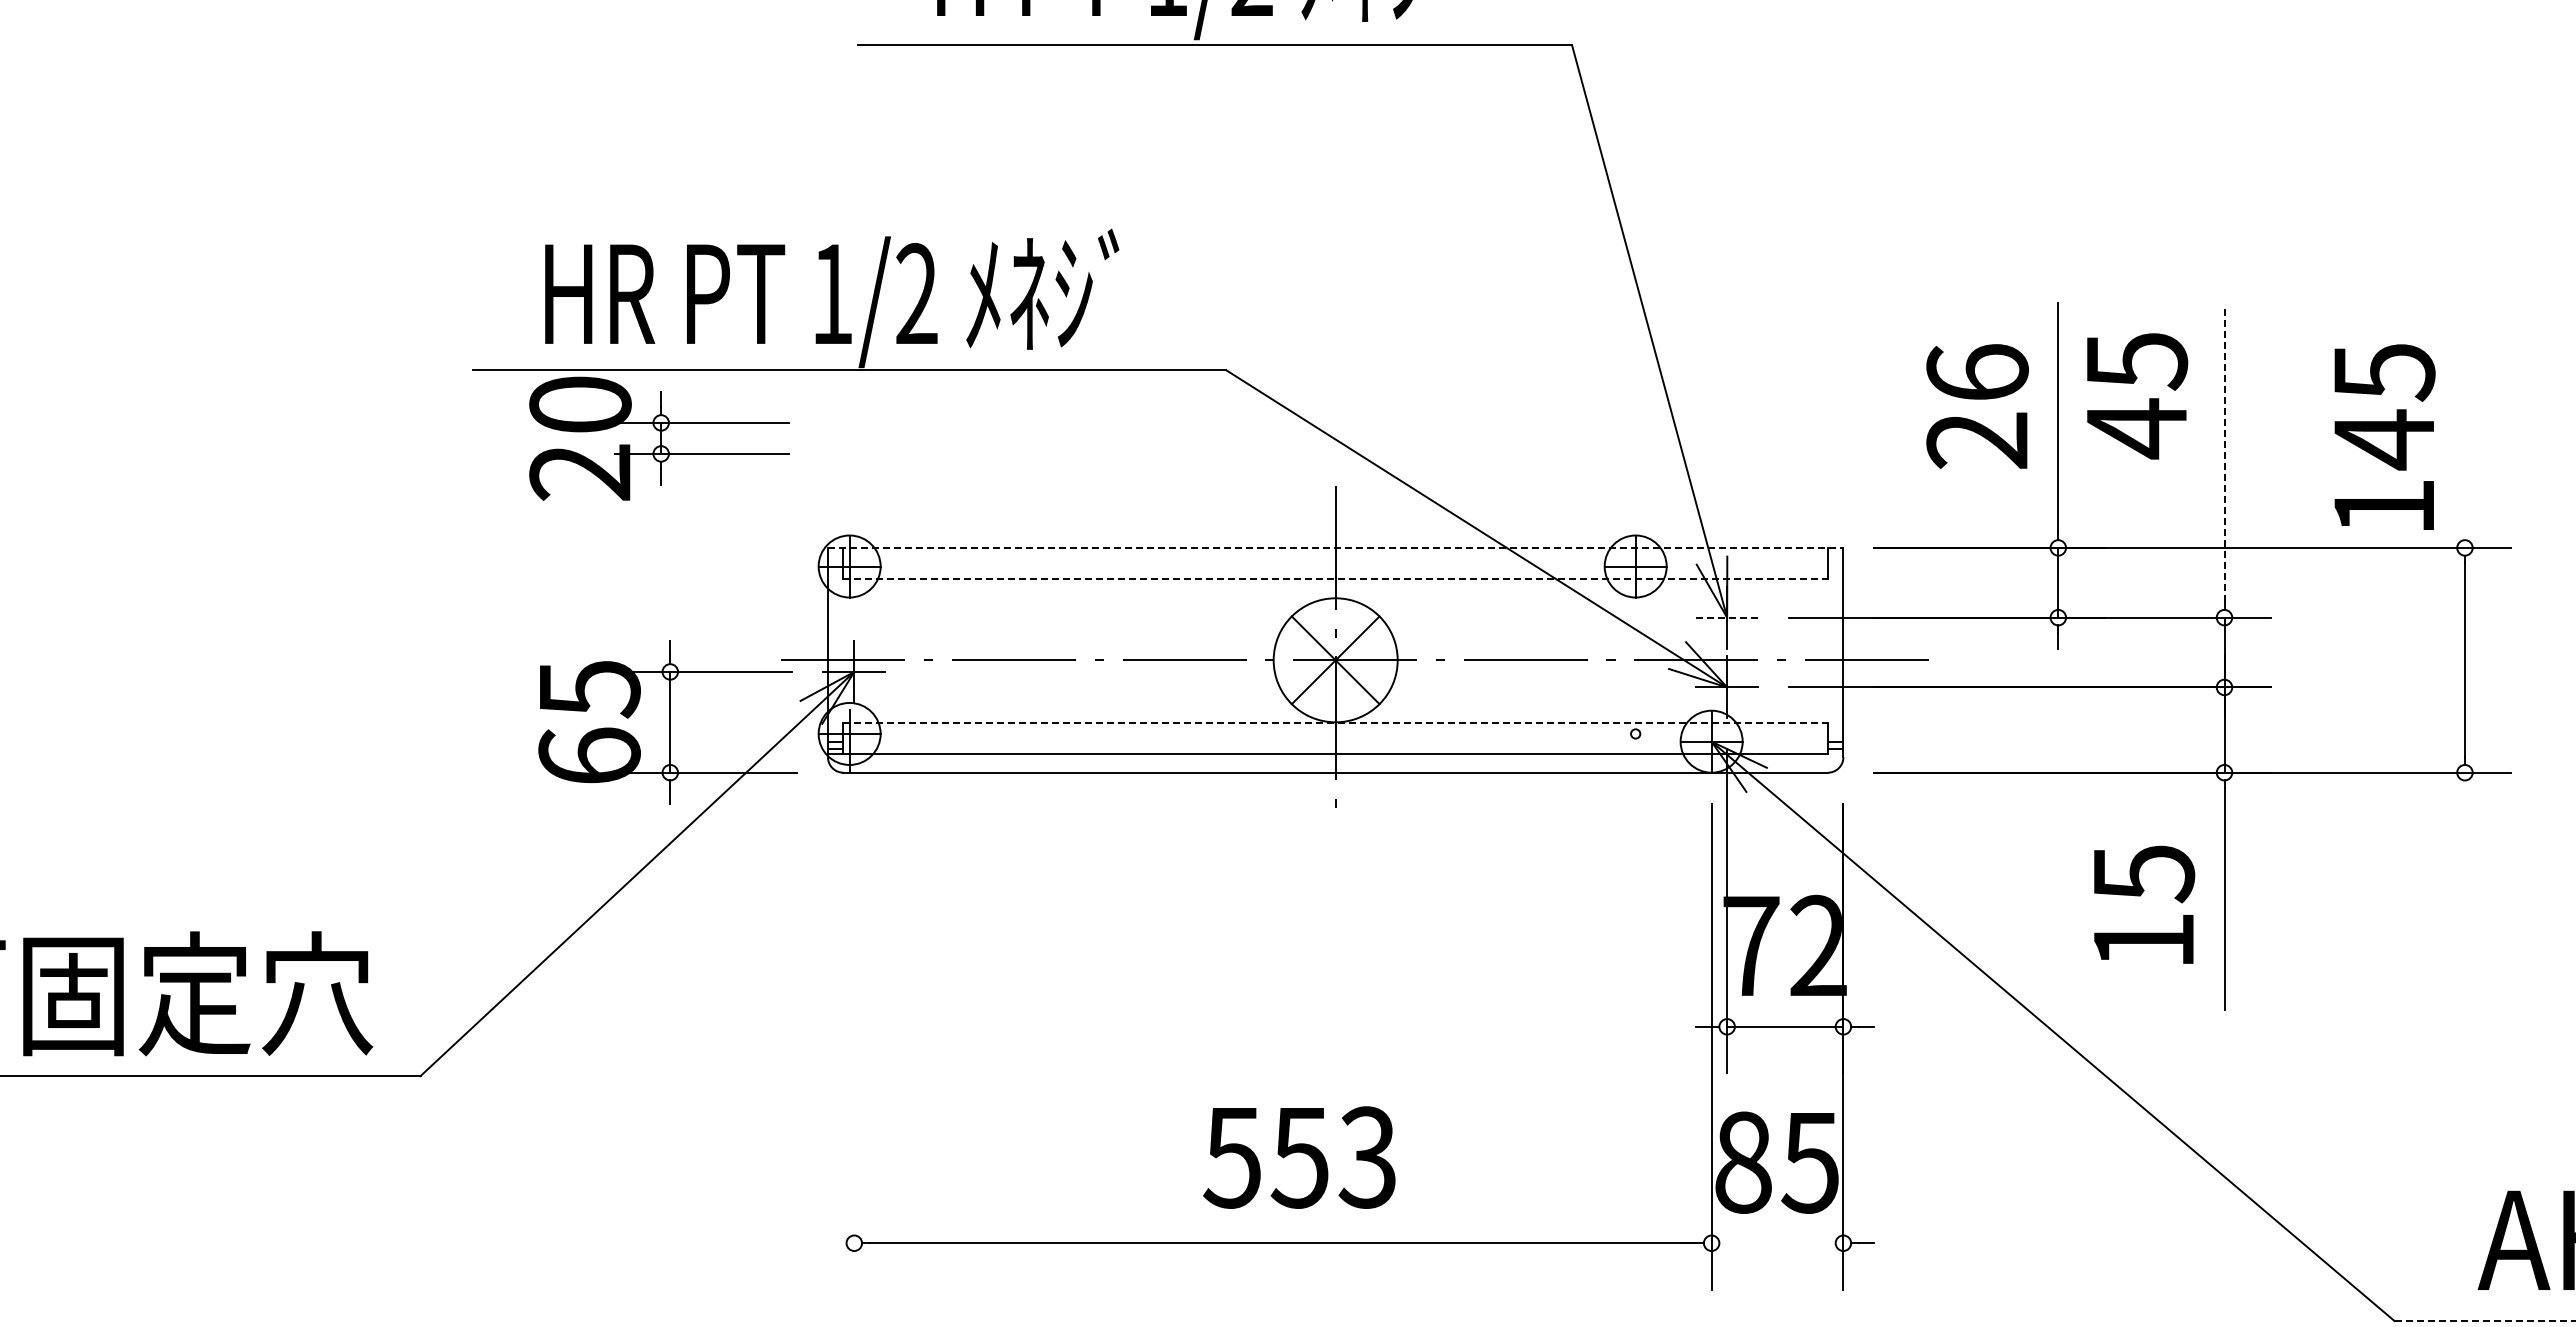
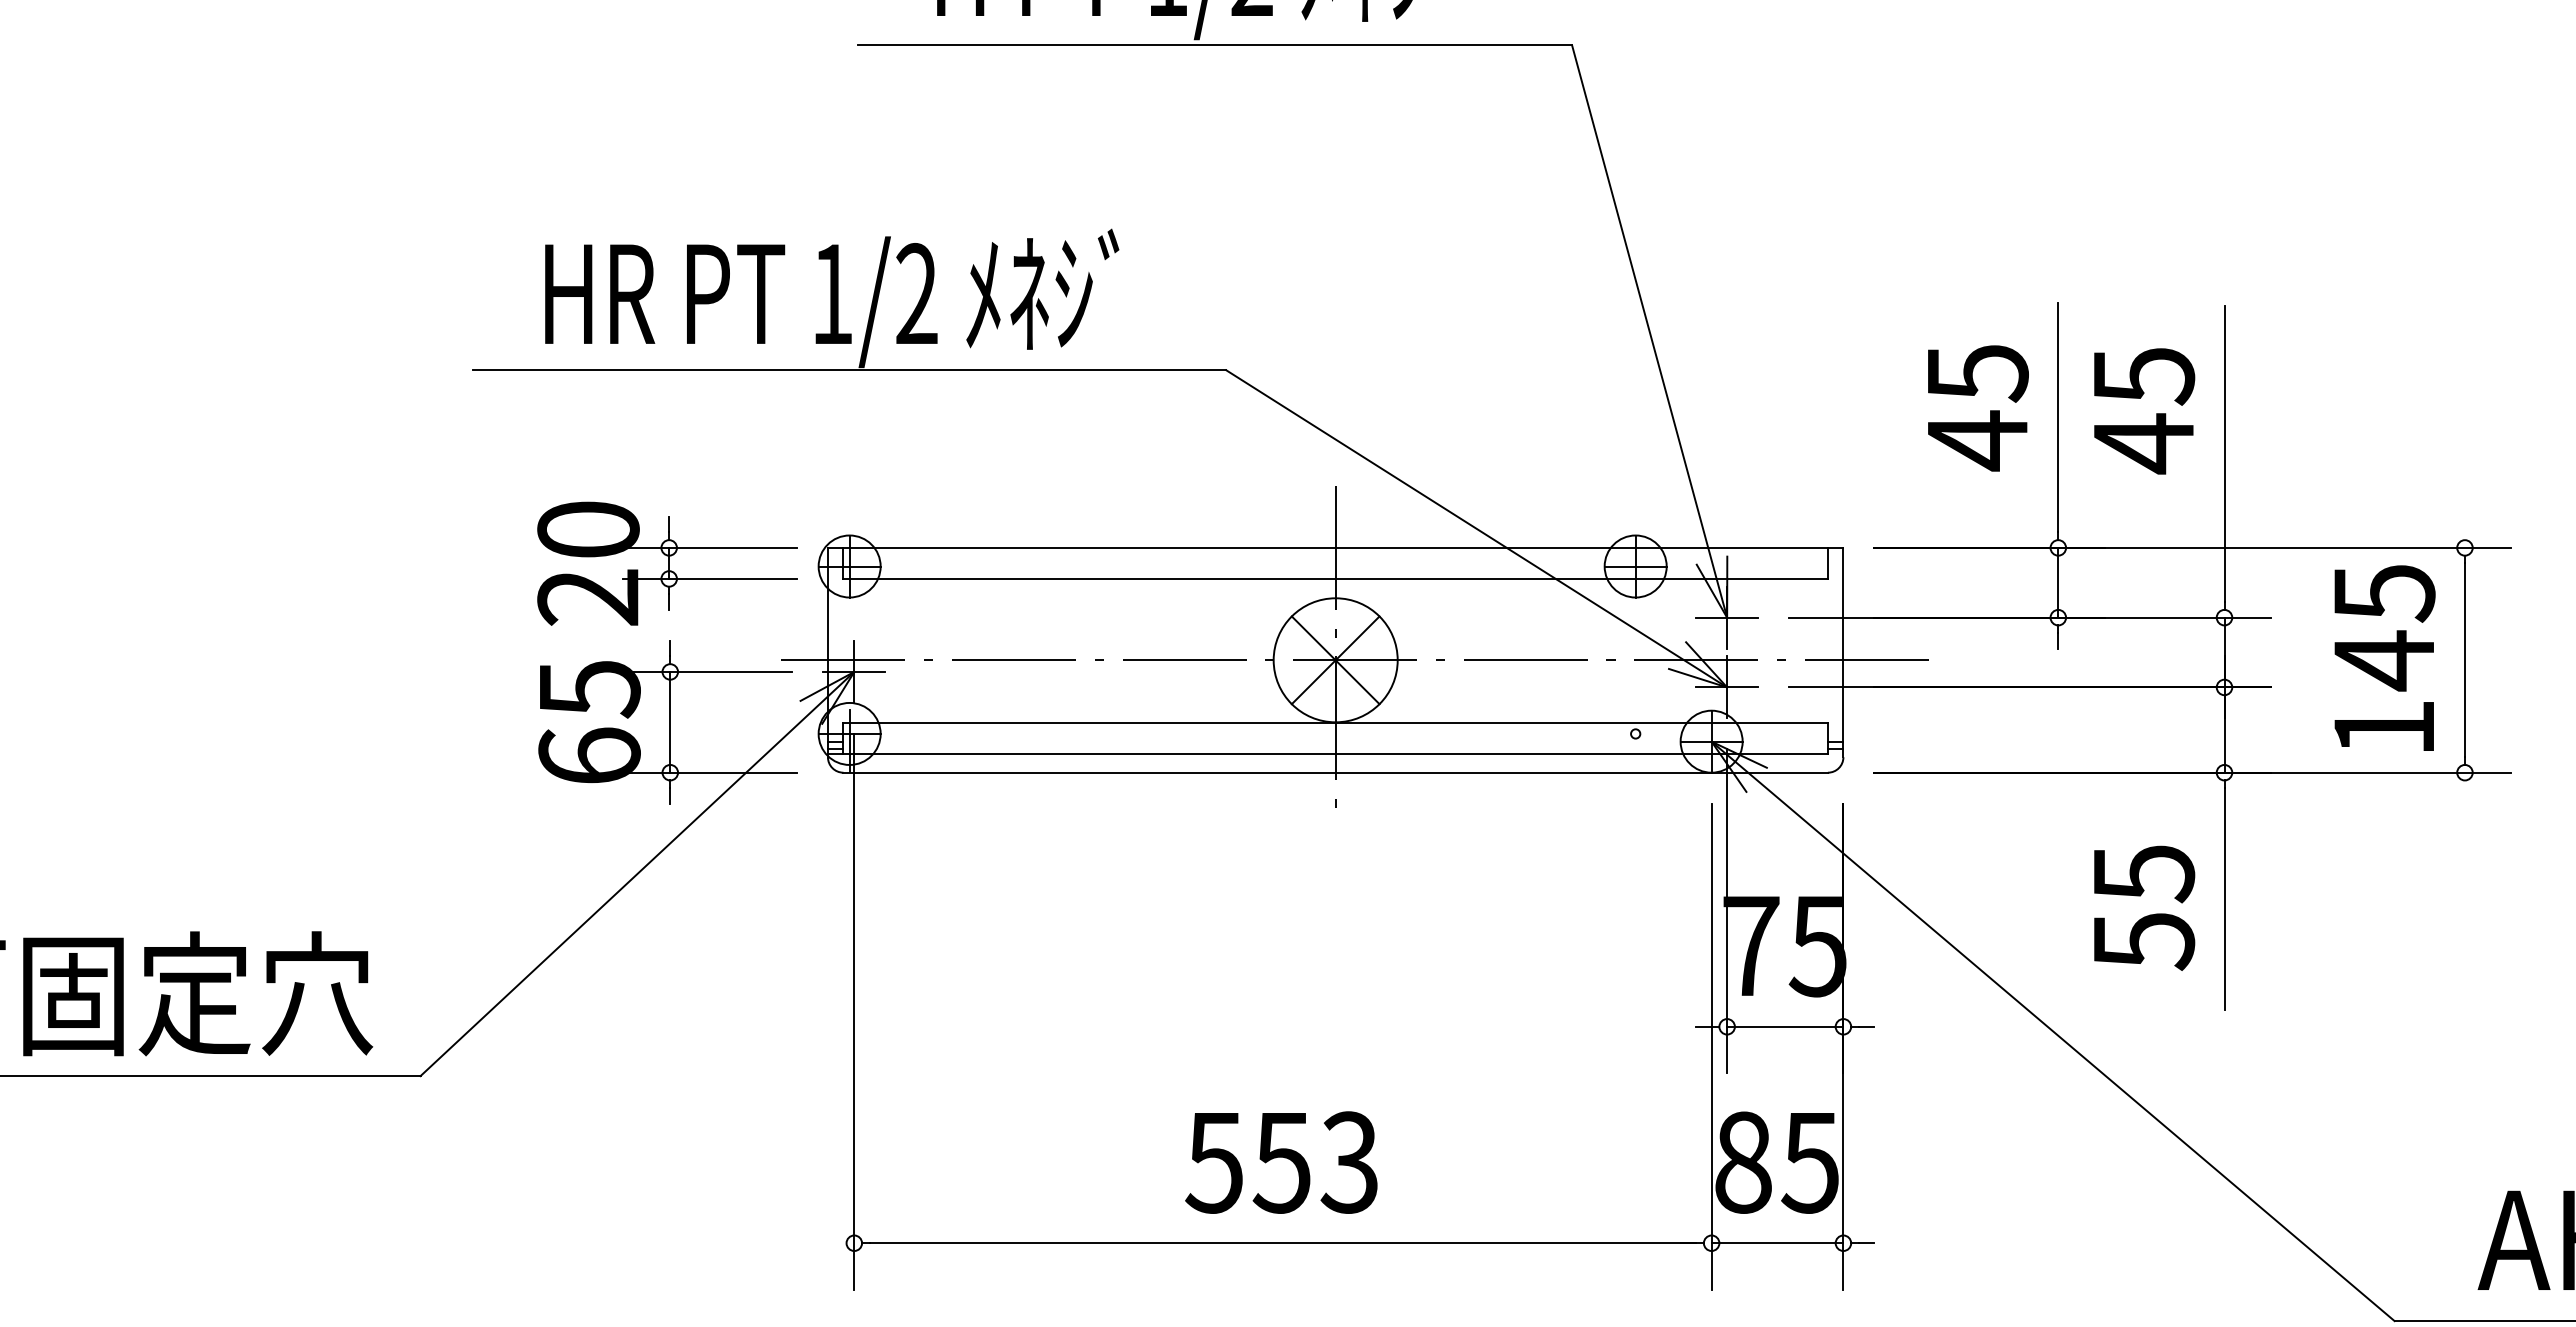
text position: (2137, 396) -> (2144, 411) (2144, 411)
text: 26 -> 45 (1977, 407)
text position: (2384, 436) -> (2384, 657) (2384, 657)
part position: (659, 438) -> (667, 563) (667, 563)
line: dashed -> solid (2224, 453)
line: dashed -> solid (1335, 547)
line: dashed -> solid (1336, 578)
line: dashed -> solid (1727, 617)
line: dashed -> solid (1336, 723)
text: 15 -> 55 (2144, 941)
text: 72 -> 75 (1817, 945)
line: none -> present (854, 1011)
text position: (1299, 1157) -> (1281, 1162) (1281, 1162)
line: none -> present (1777, 1243)
line: dashed -> solid (2485, 1321)
